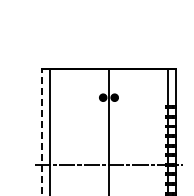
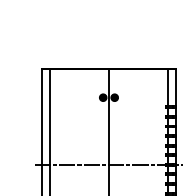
line: dashed -> solid (41, 131)
